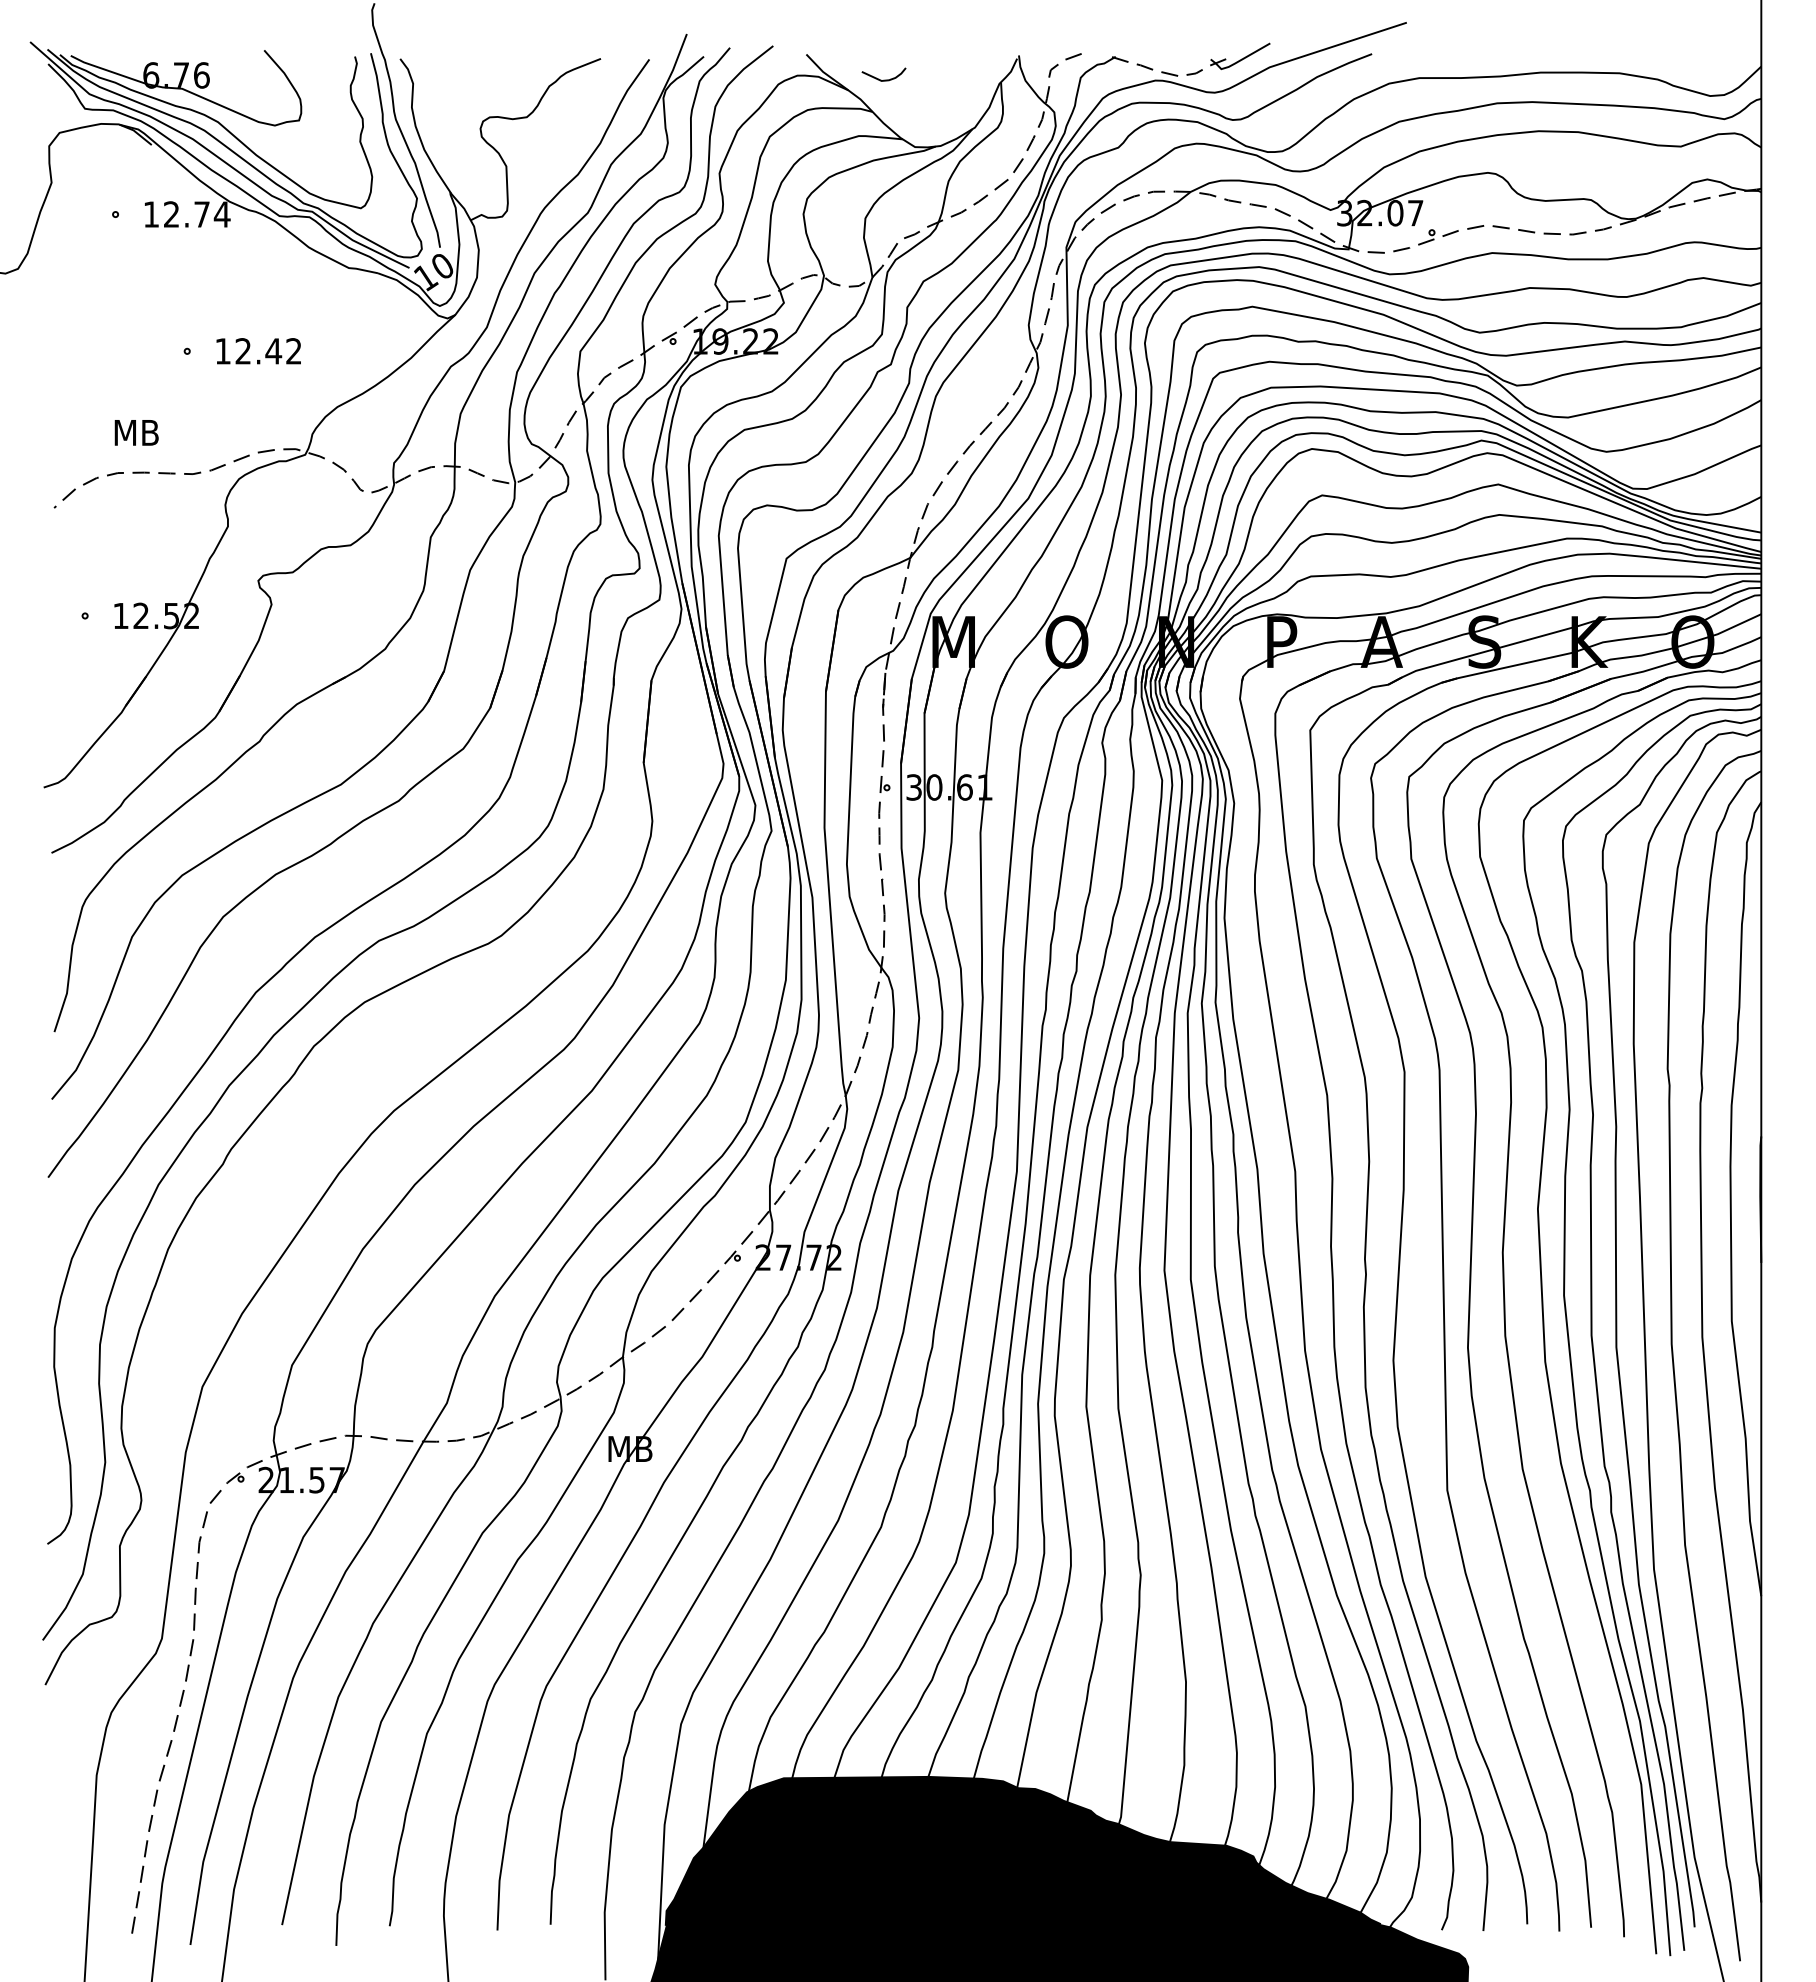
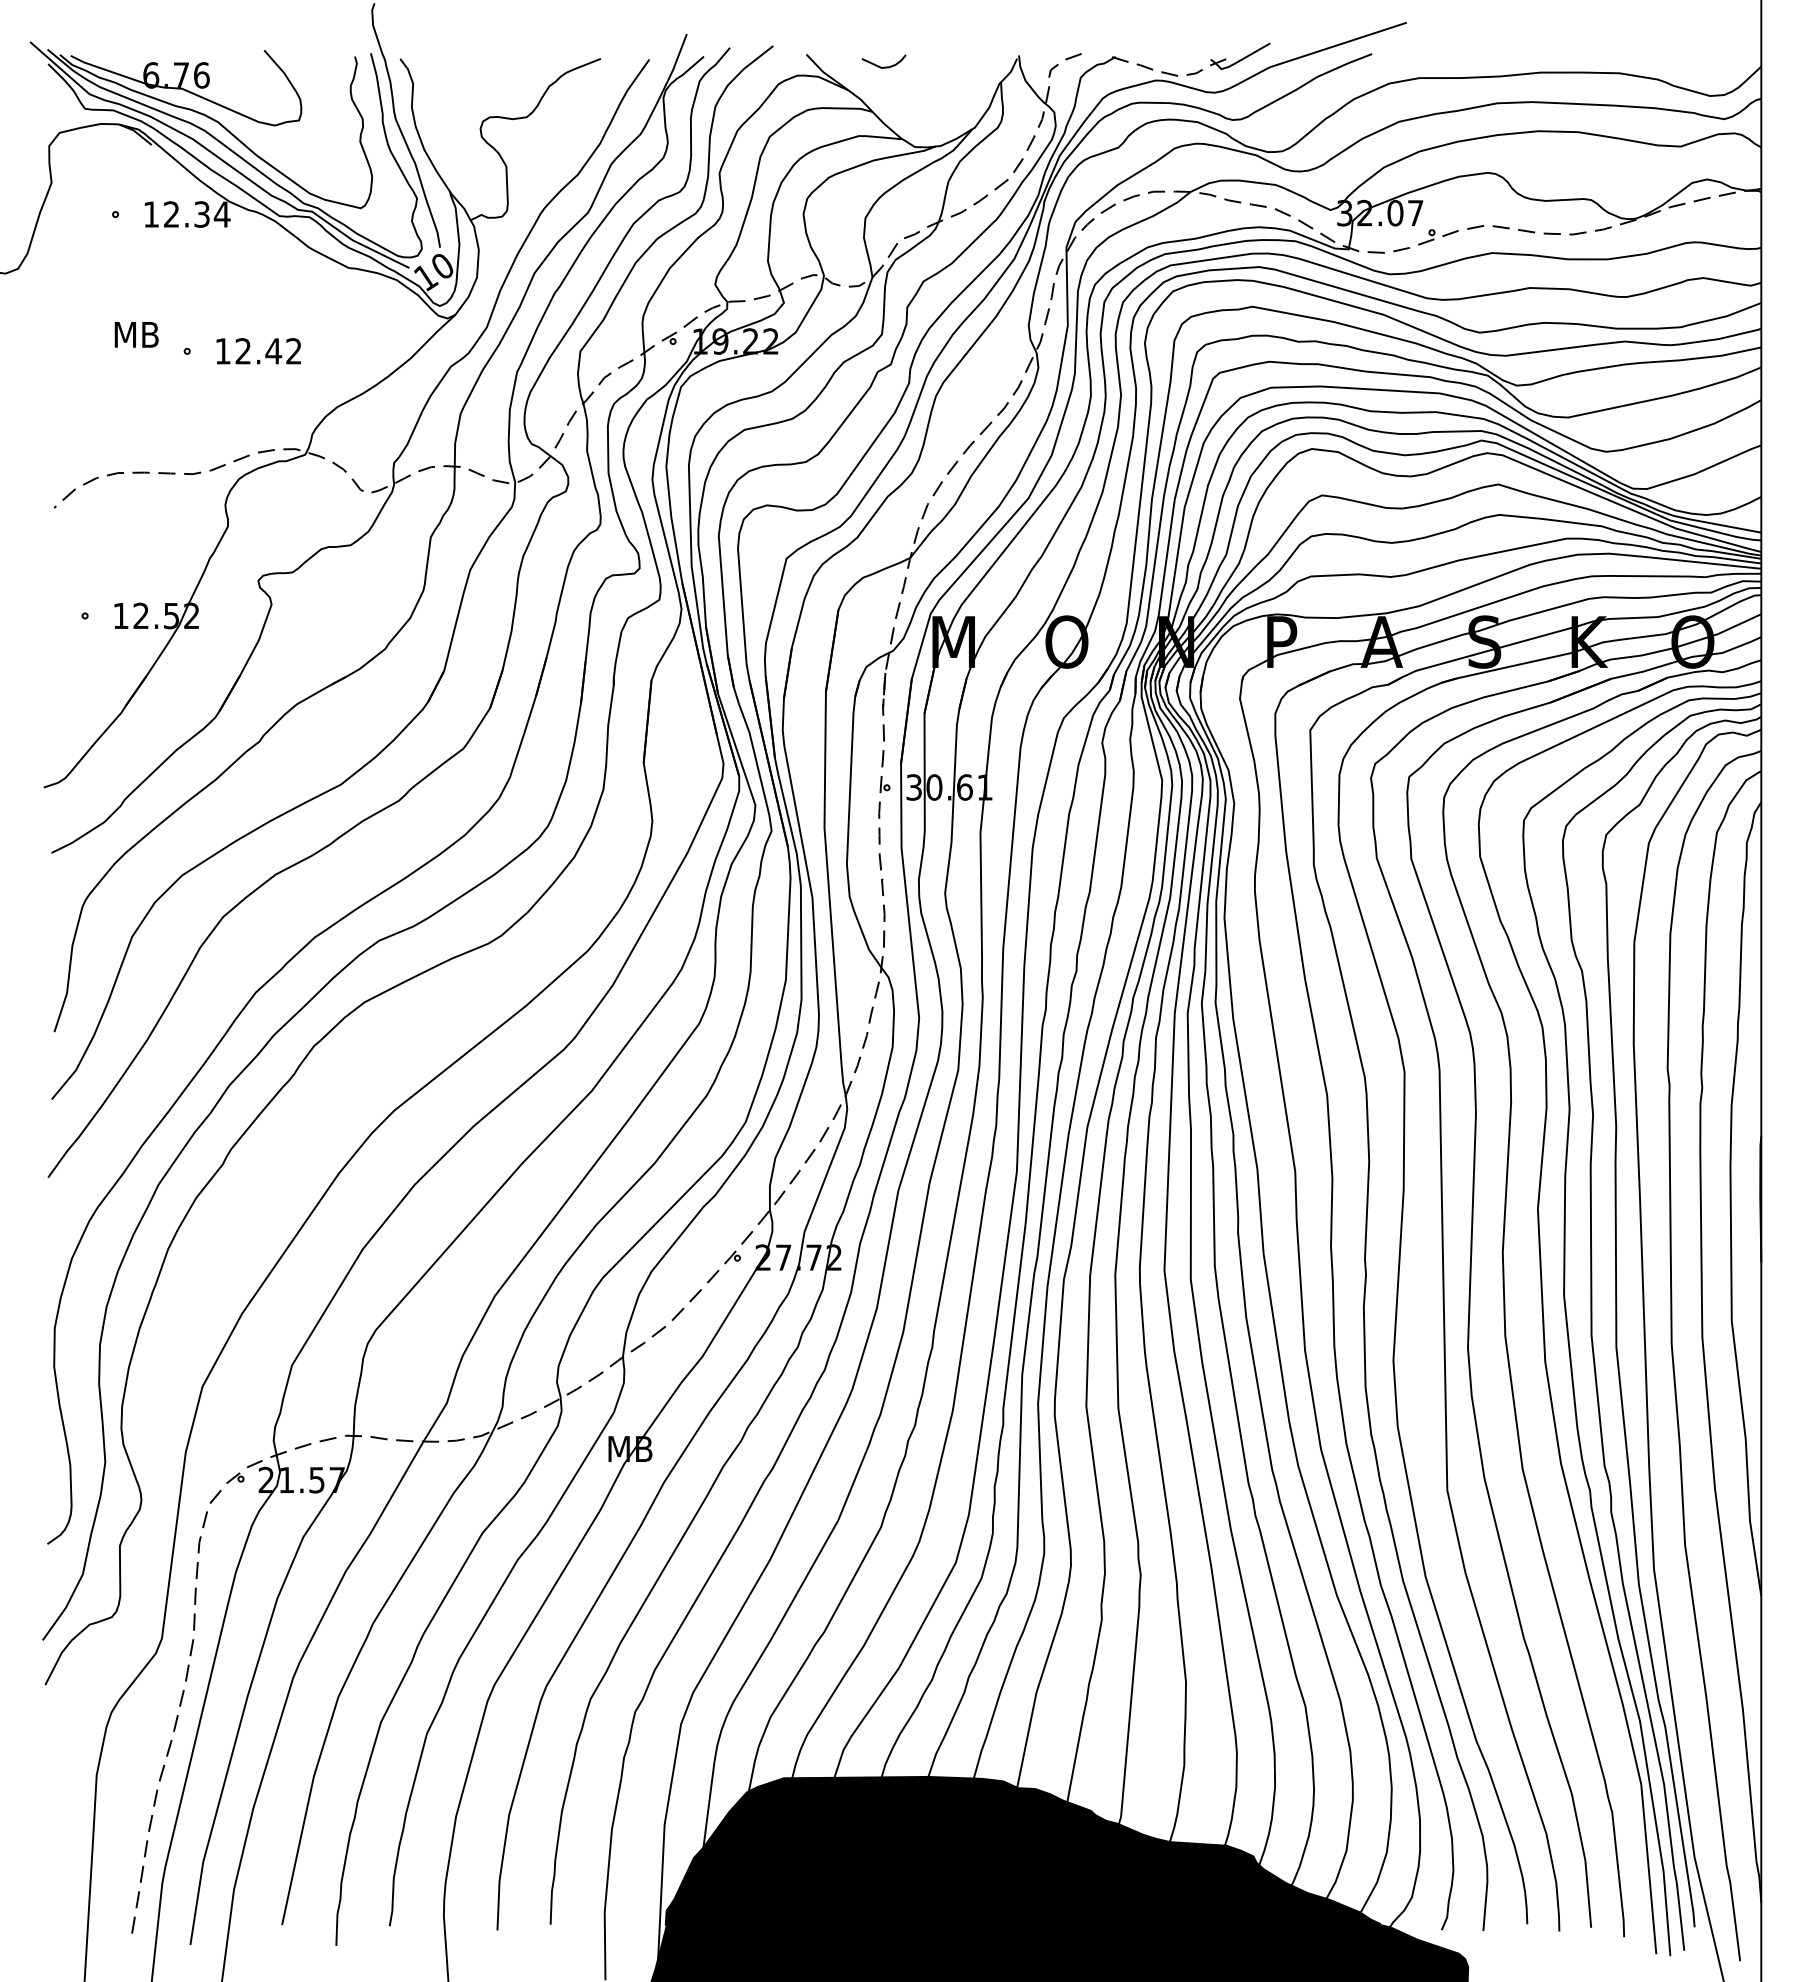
curve position: (883, 79) -> (883, 66) (883, 66)
text: 12.74 -> 12.34 (201, 214)
text position: (136, 432) -> (136, 334) (136, 334)
